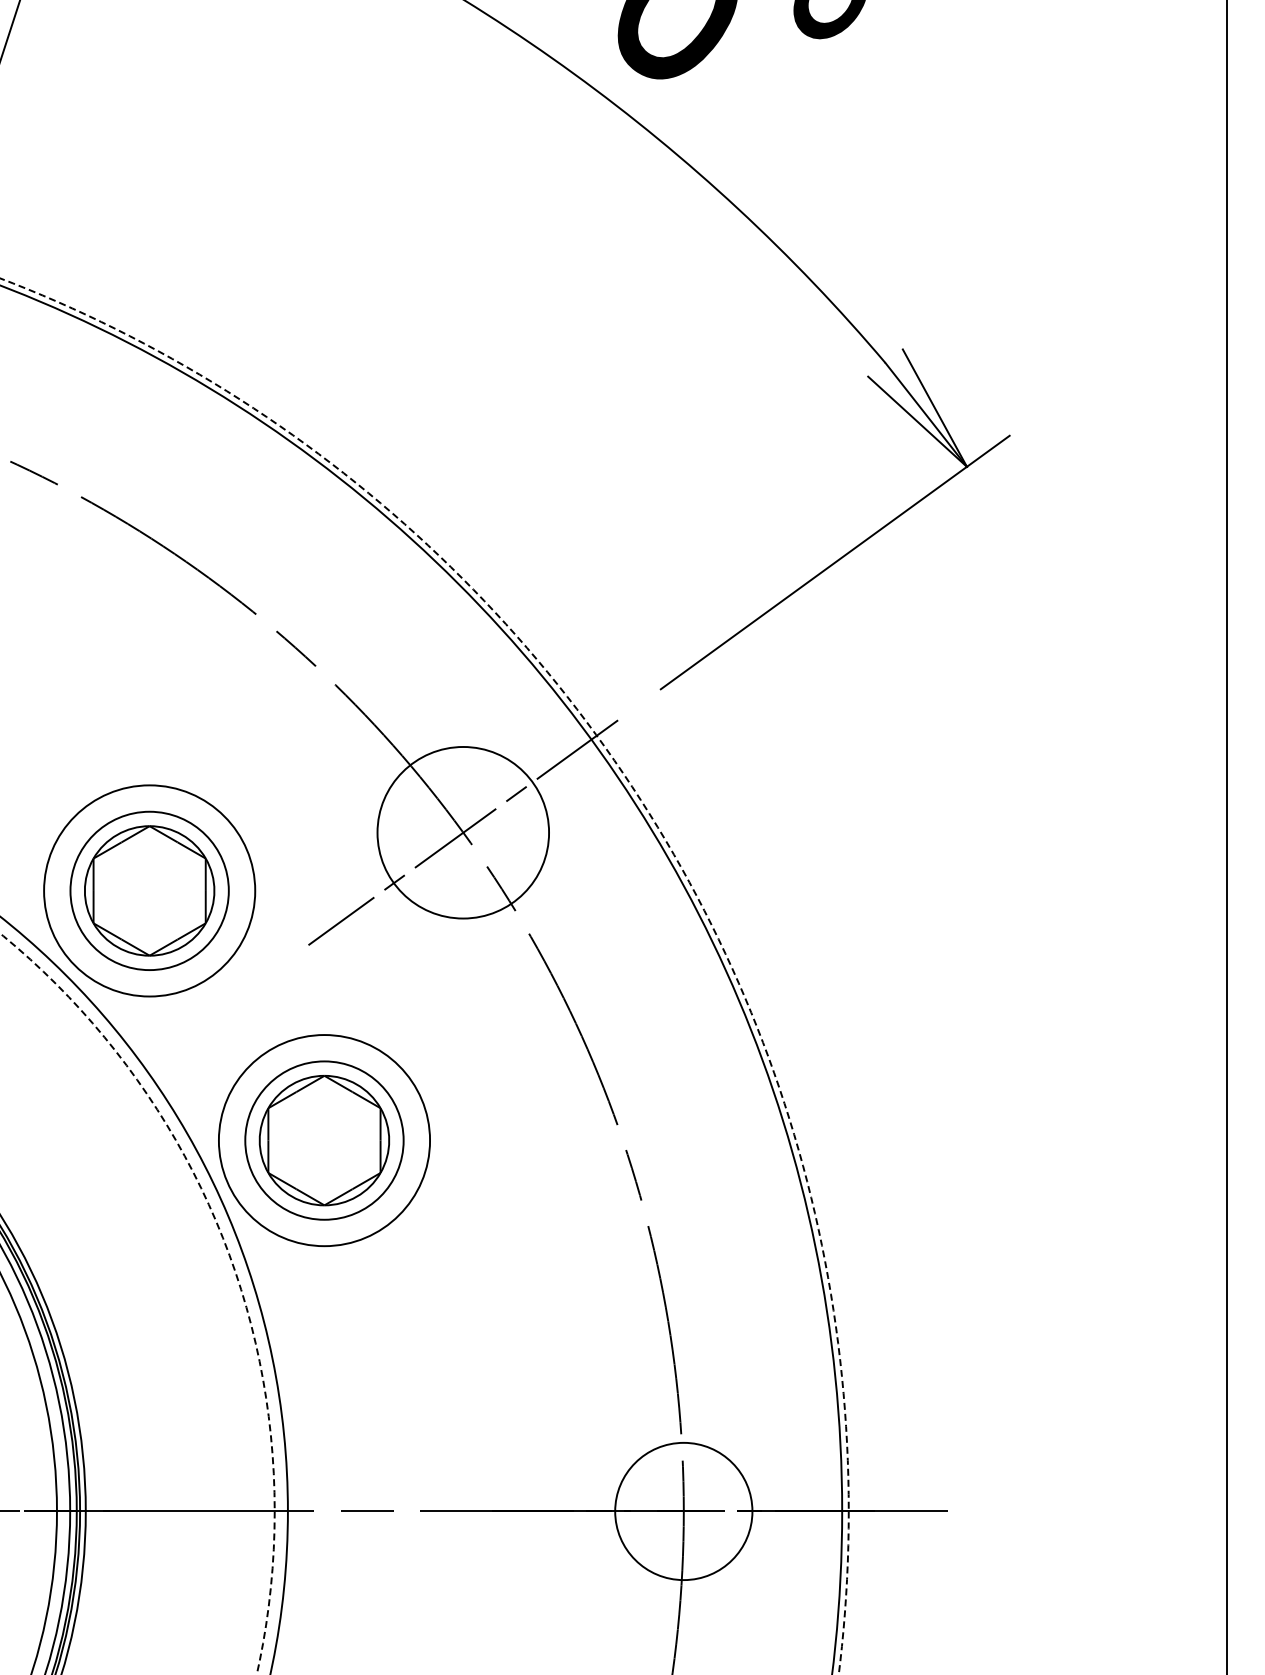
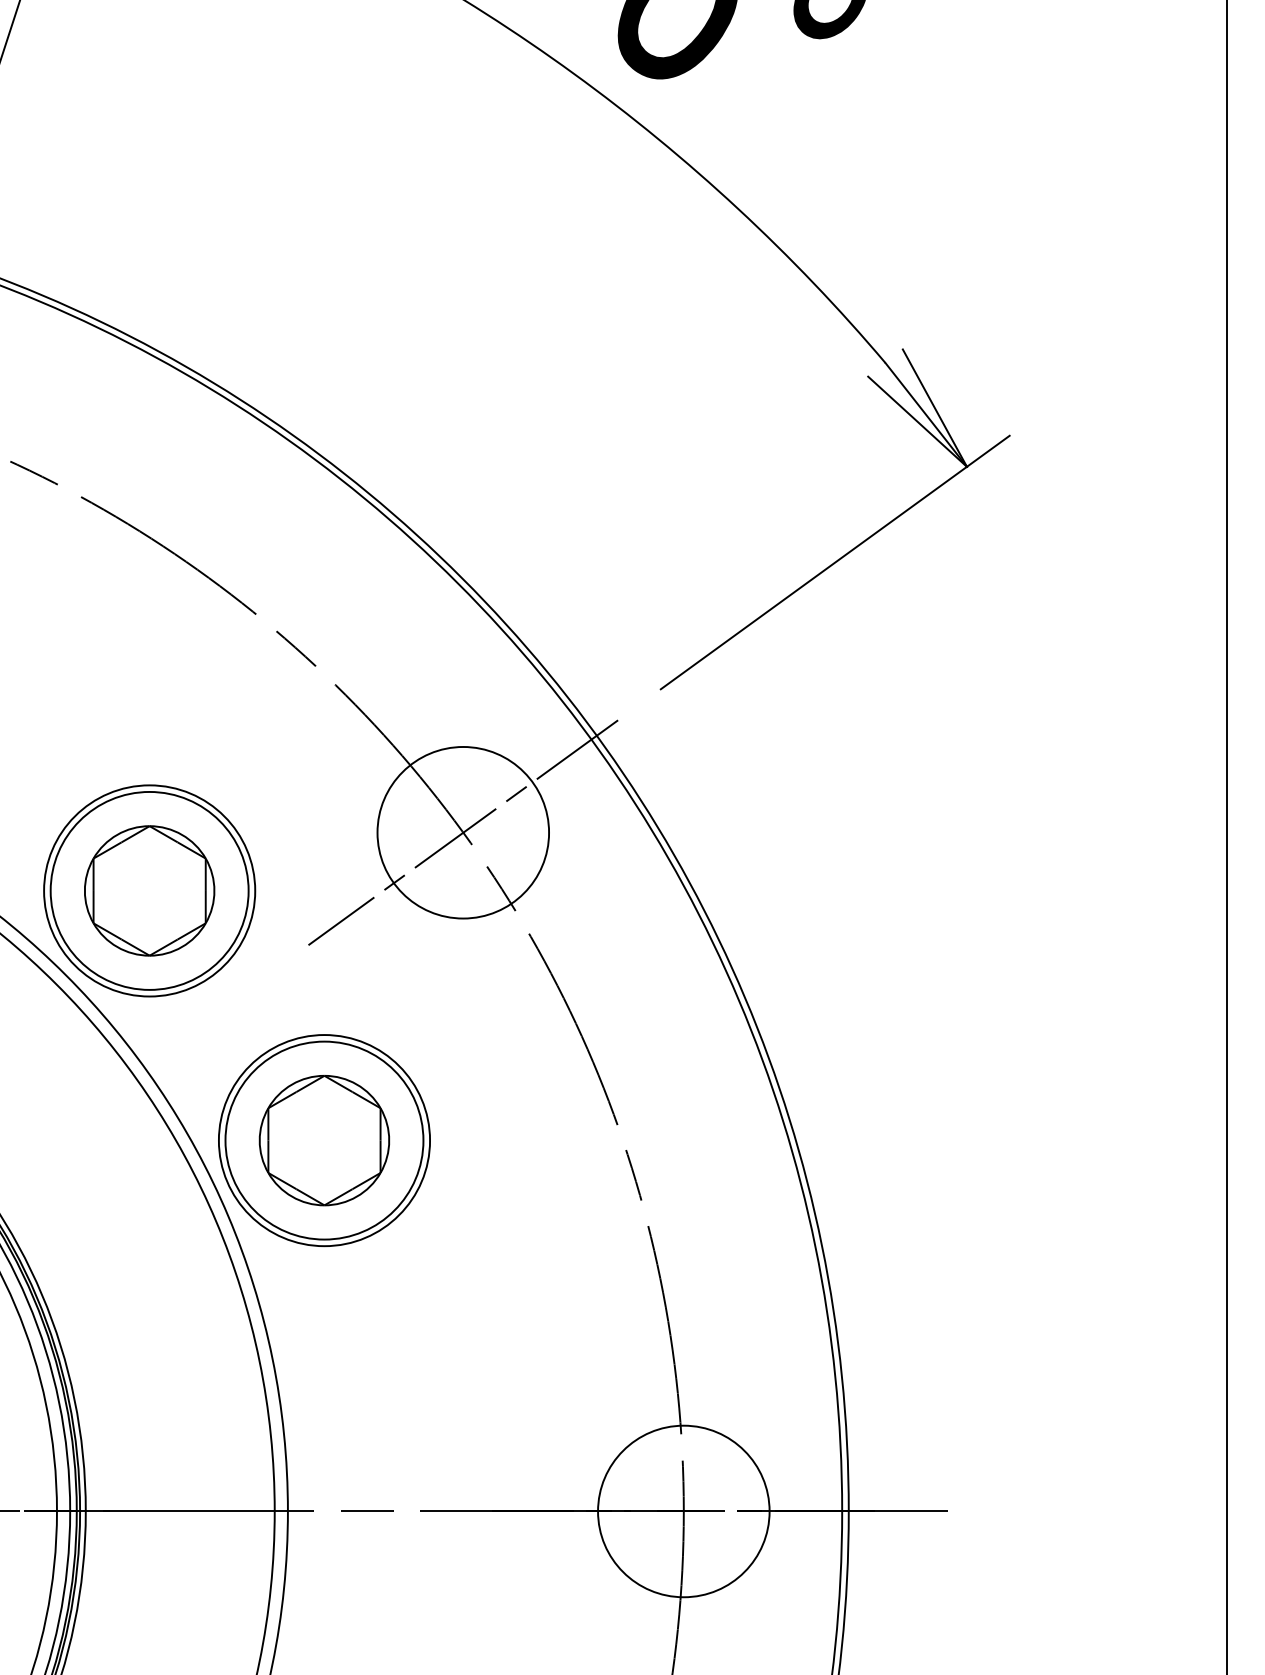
circle diameter: 158 px -> 198 px (149, 890)
circle: dashed -> solid (424, 976)
circle diameter: 158 px -> 198 px (324, 1140)
circle: dashed -> solid (137, 1303)
circle diameter: 137 px -> 172 px (683, 1511)
